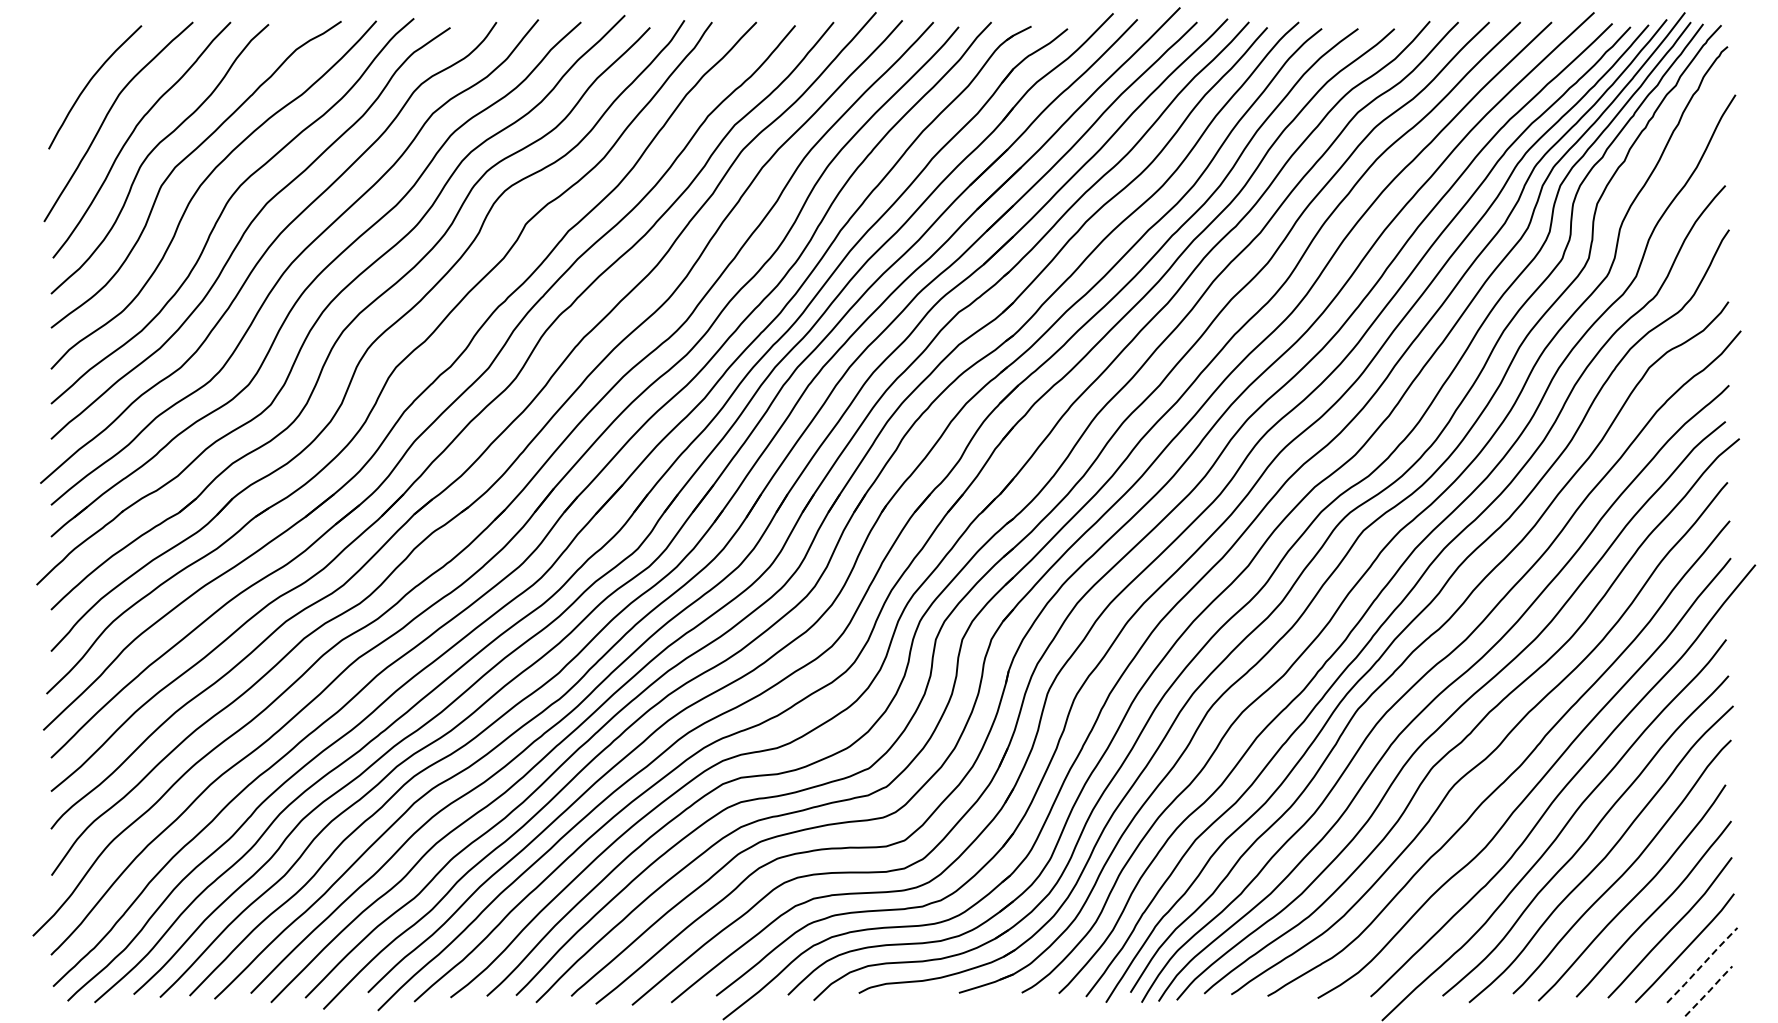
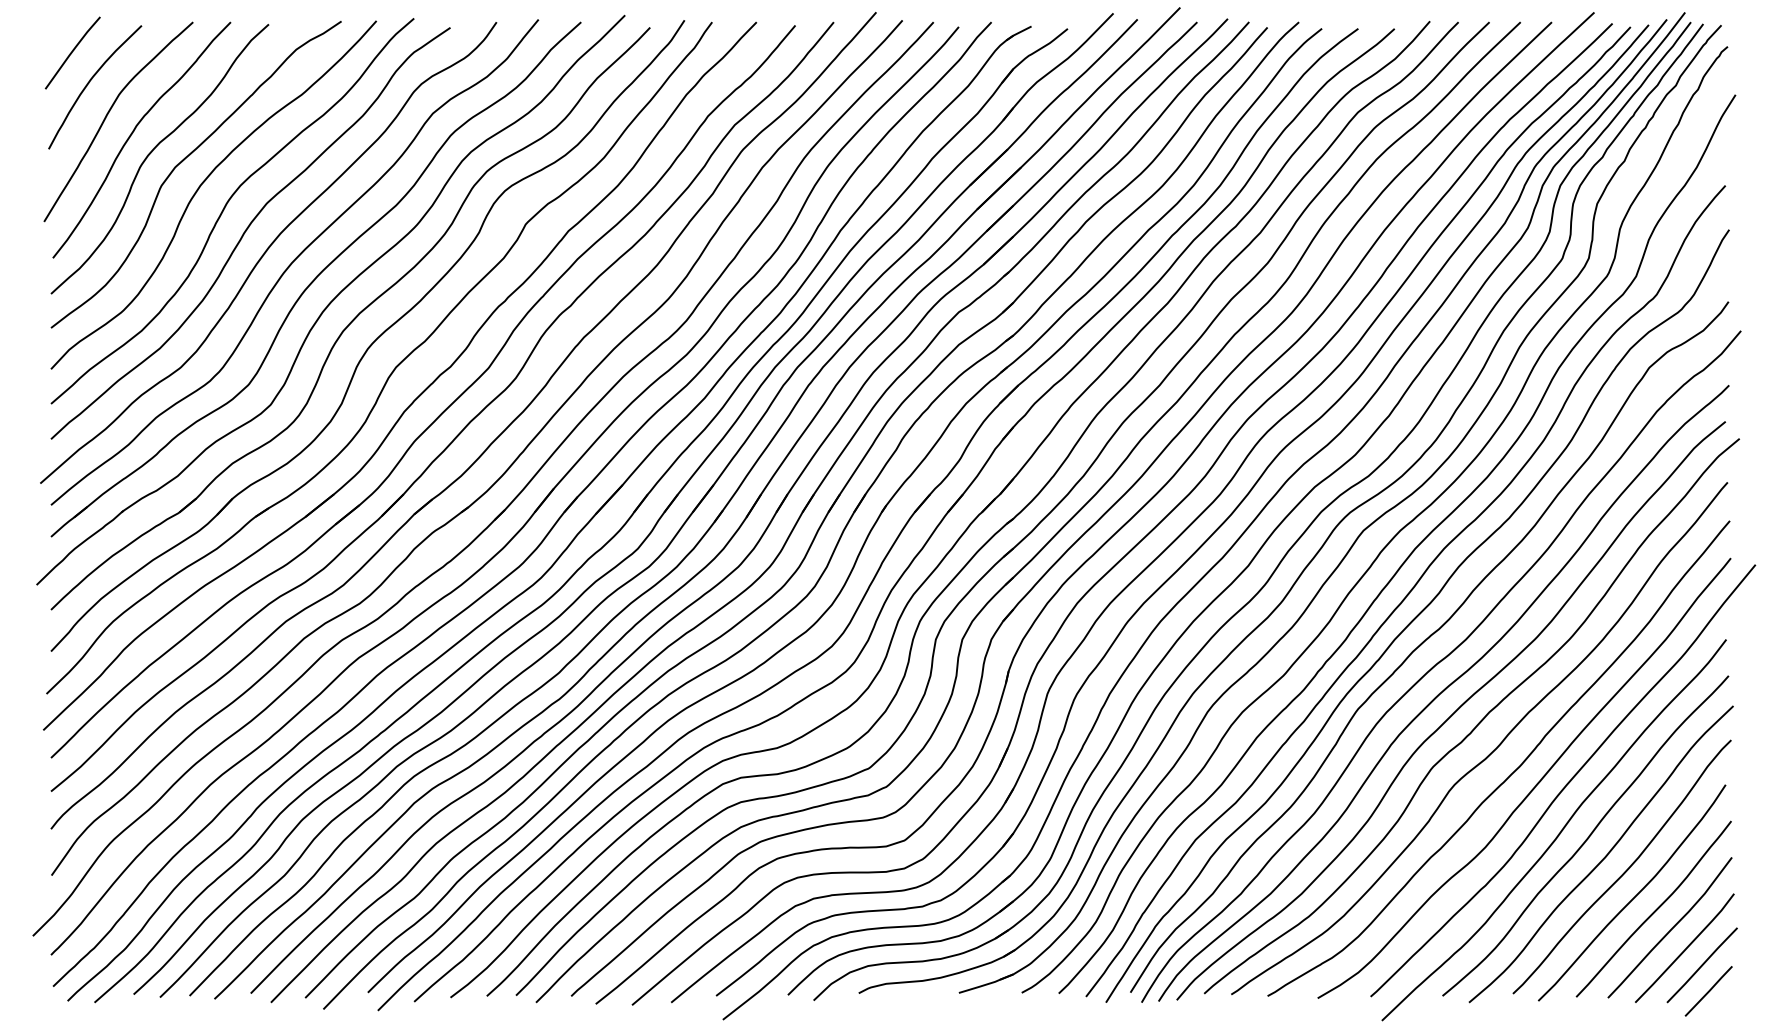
line: none -> present (72, 52)
line: dashed -> solid (1702, 964)
line: dashed -> solid (1709, 990)
